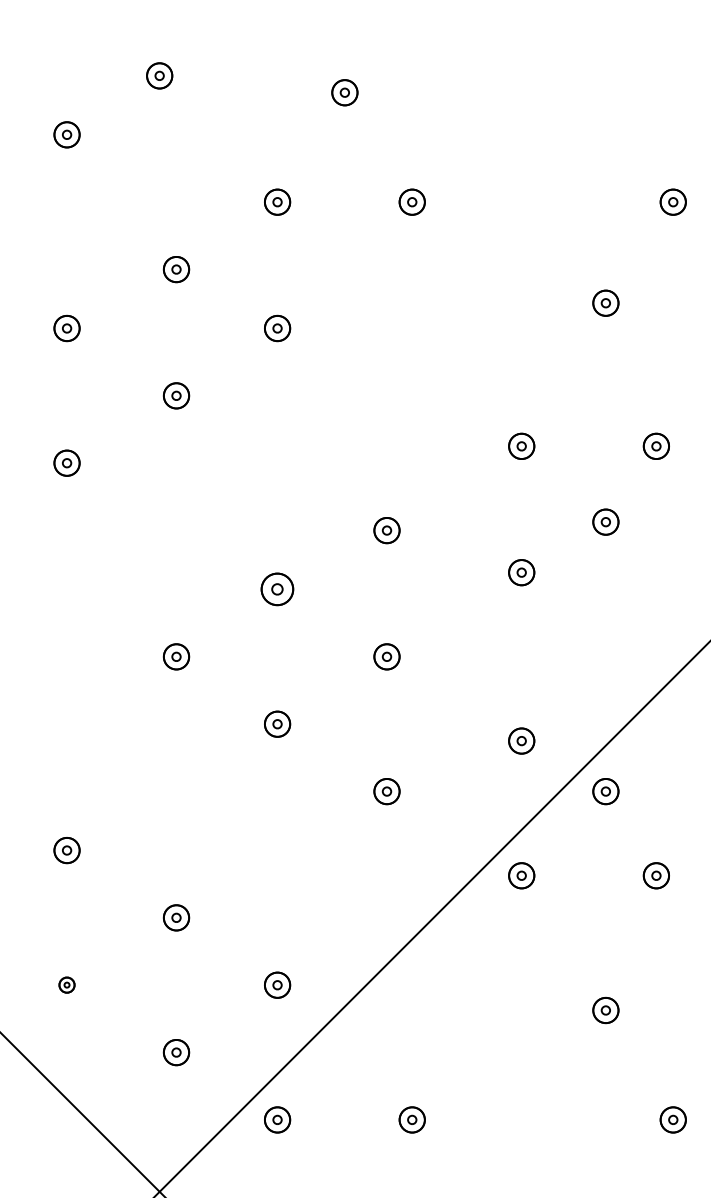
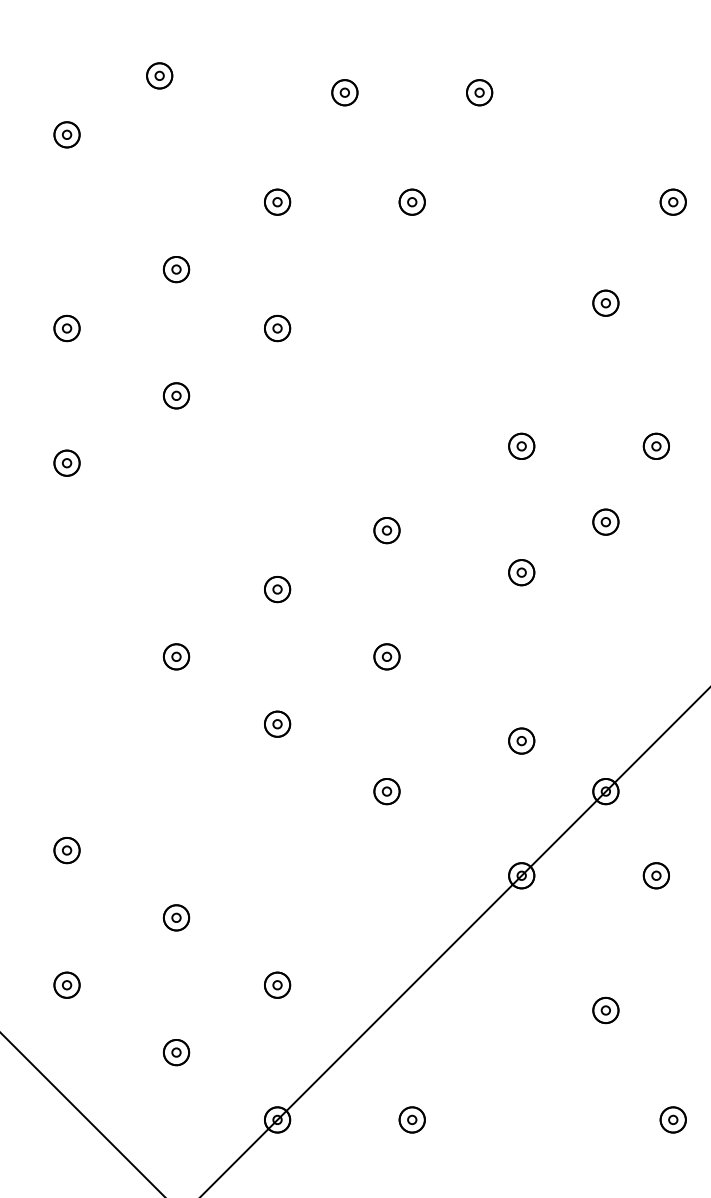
part: none -> present (479, 92)
part size: 35x35 px -> 28x28 px (277, 589)
line position: (432, 919) -> (454, 941) (454, 941)
part size: 18x18 px -> 28x28 px (66, 984)
